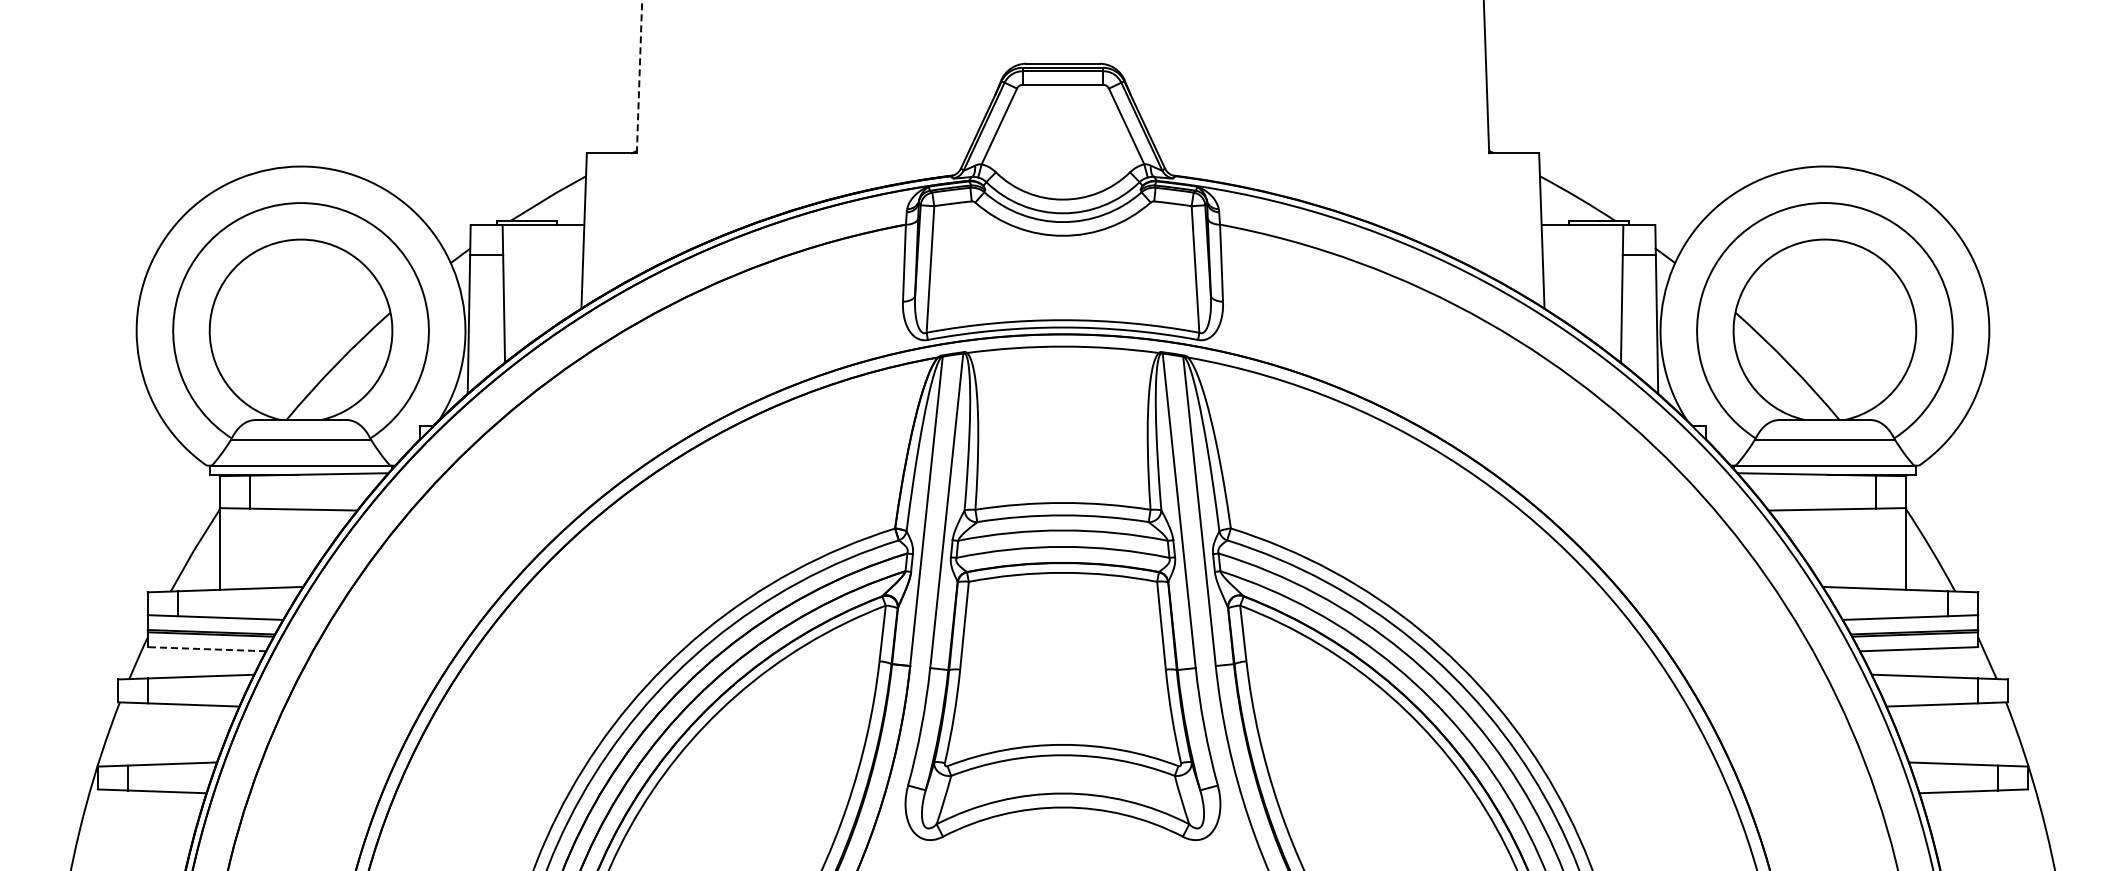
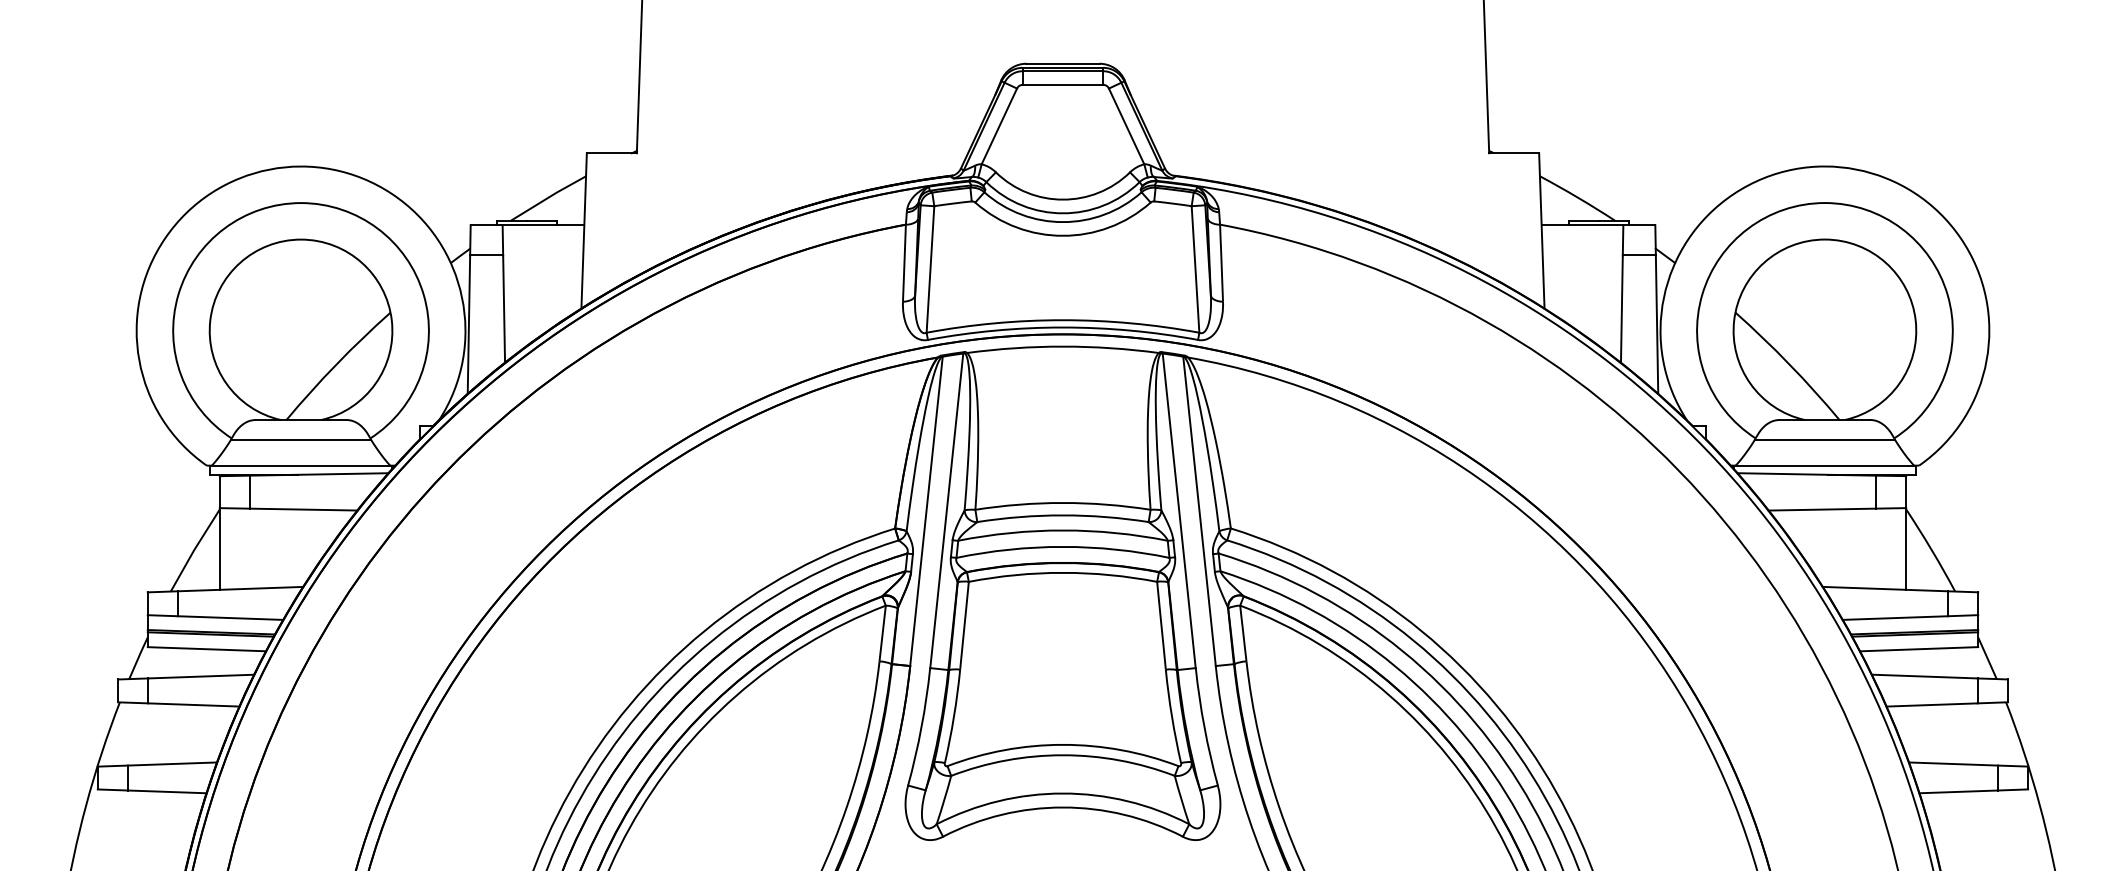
line: dashed -> solid (639, 76)
line: dashed -> solid (206, 649)
